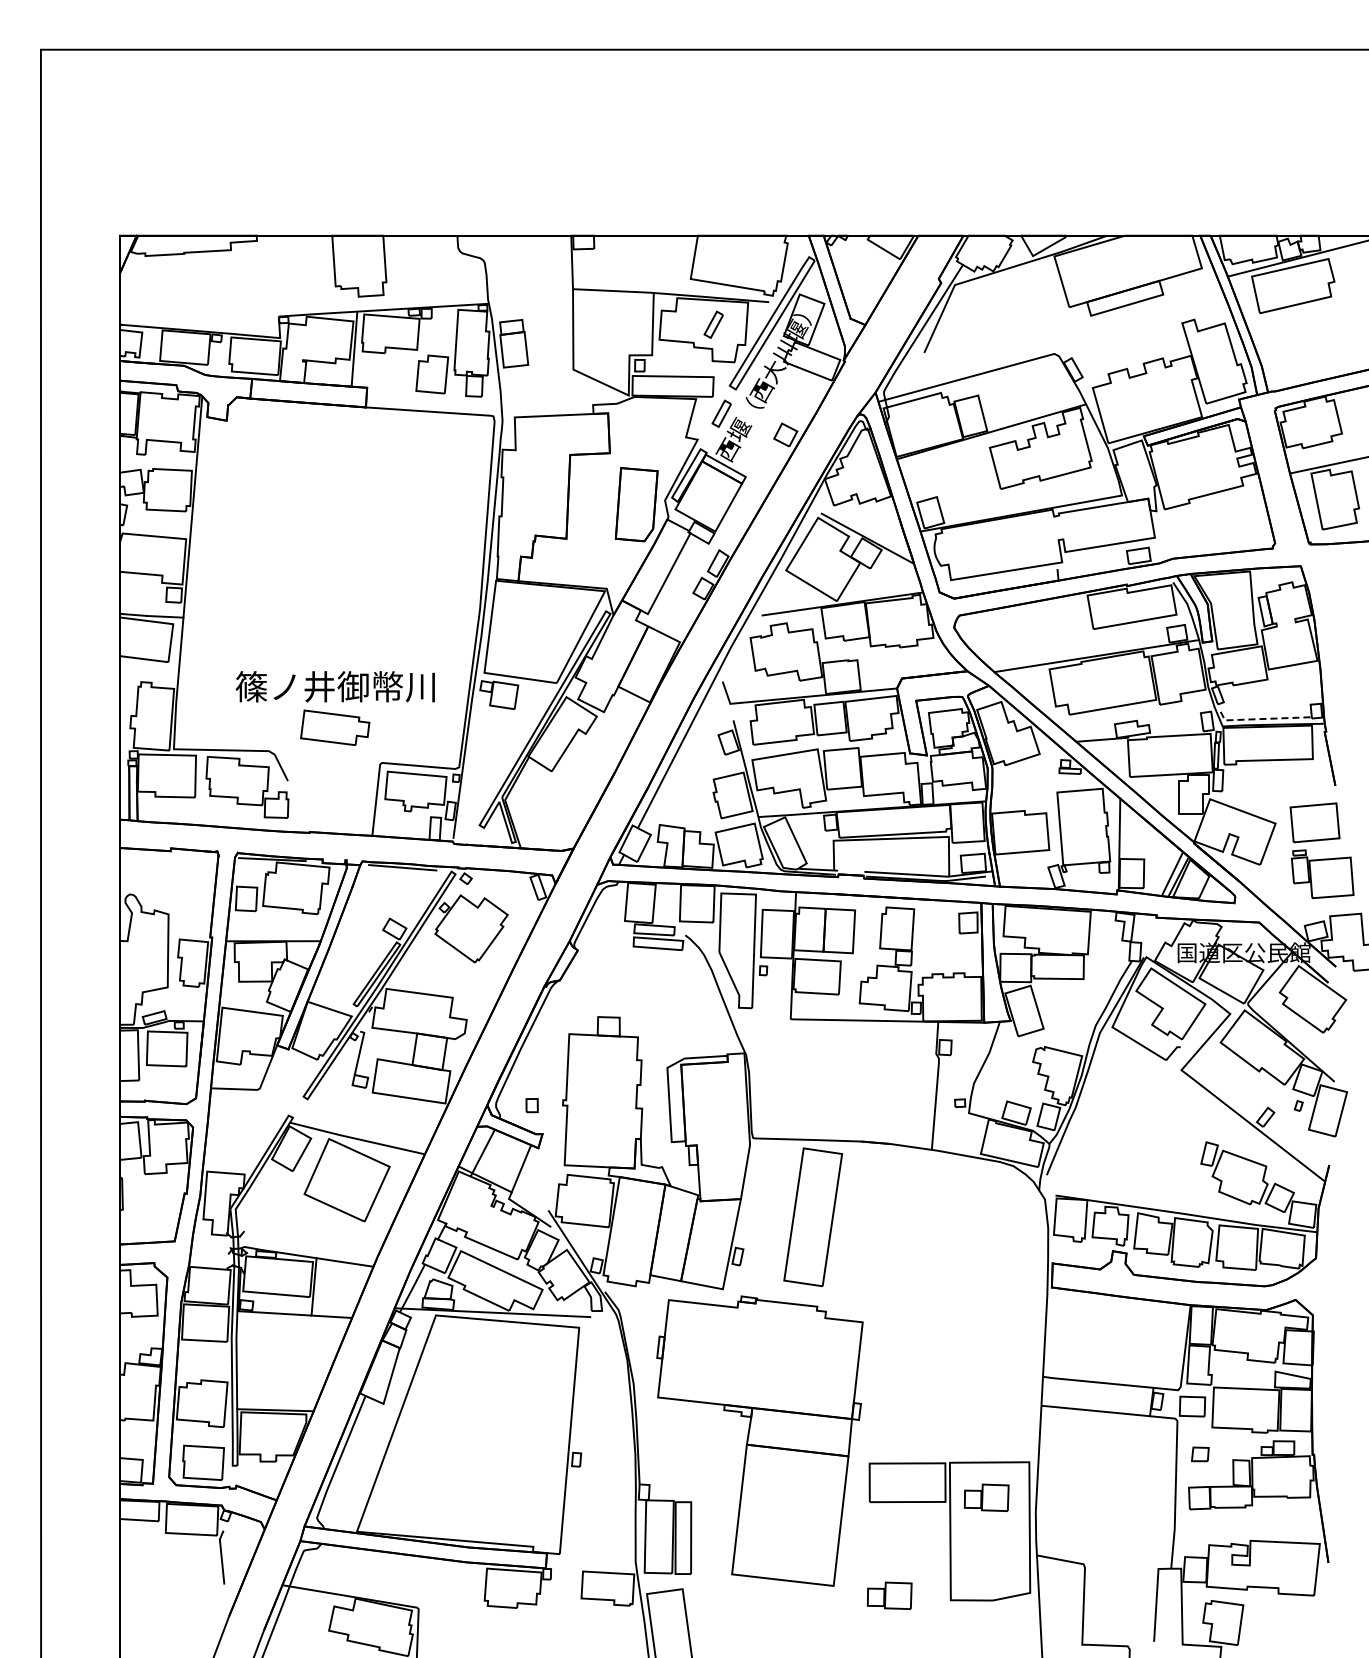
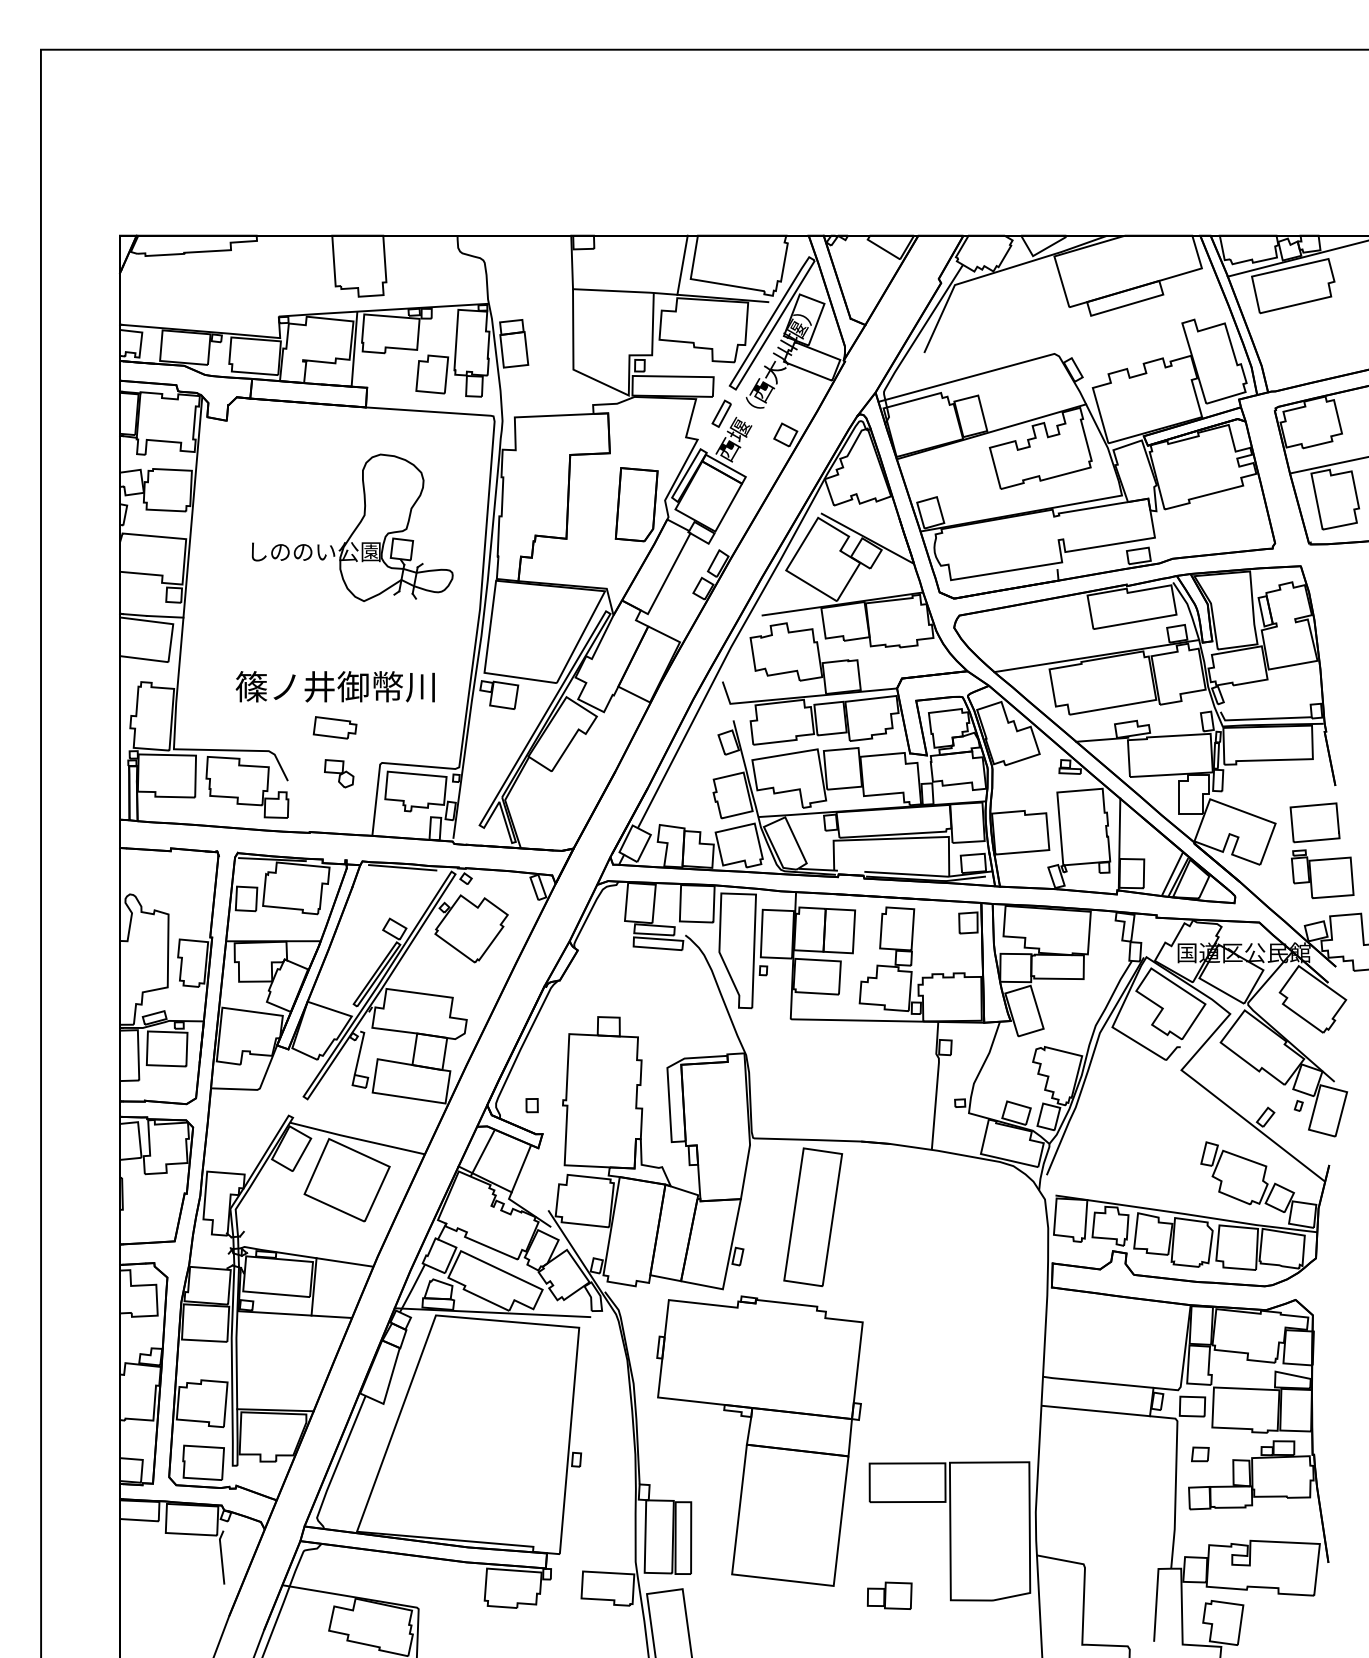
line: none -> present (682, 264)
part: present -> none (713, 324)
part: none -> present (352, 527)
line: dashed -> solid (1262, 719)
part size: 71x37 px -> 46x24 px (334, 727)
part: none -> present (339, 773)
part: present -> none (986, 1497)
